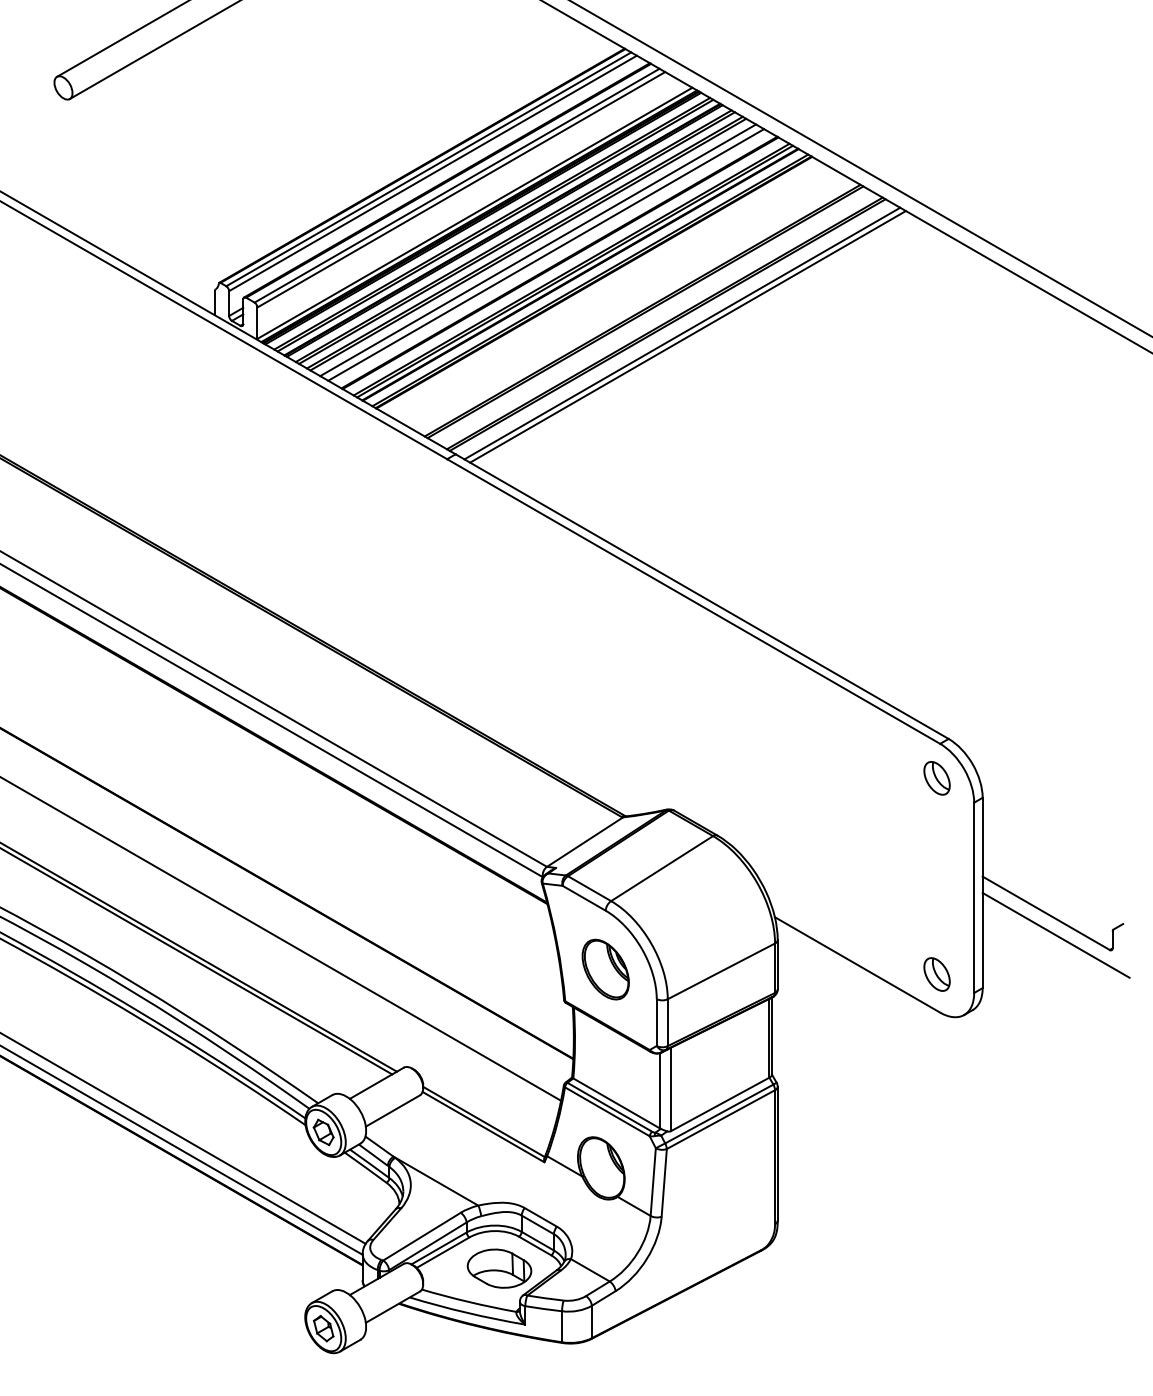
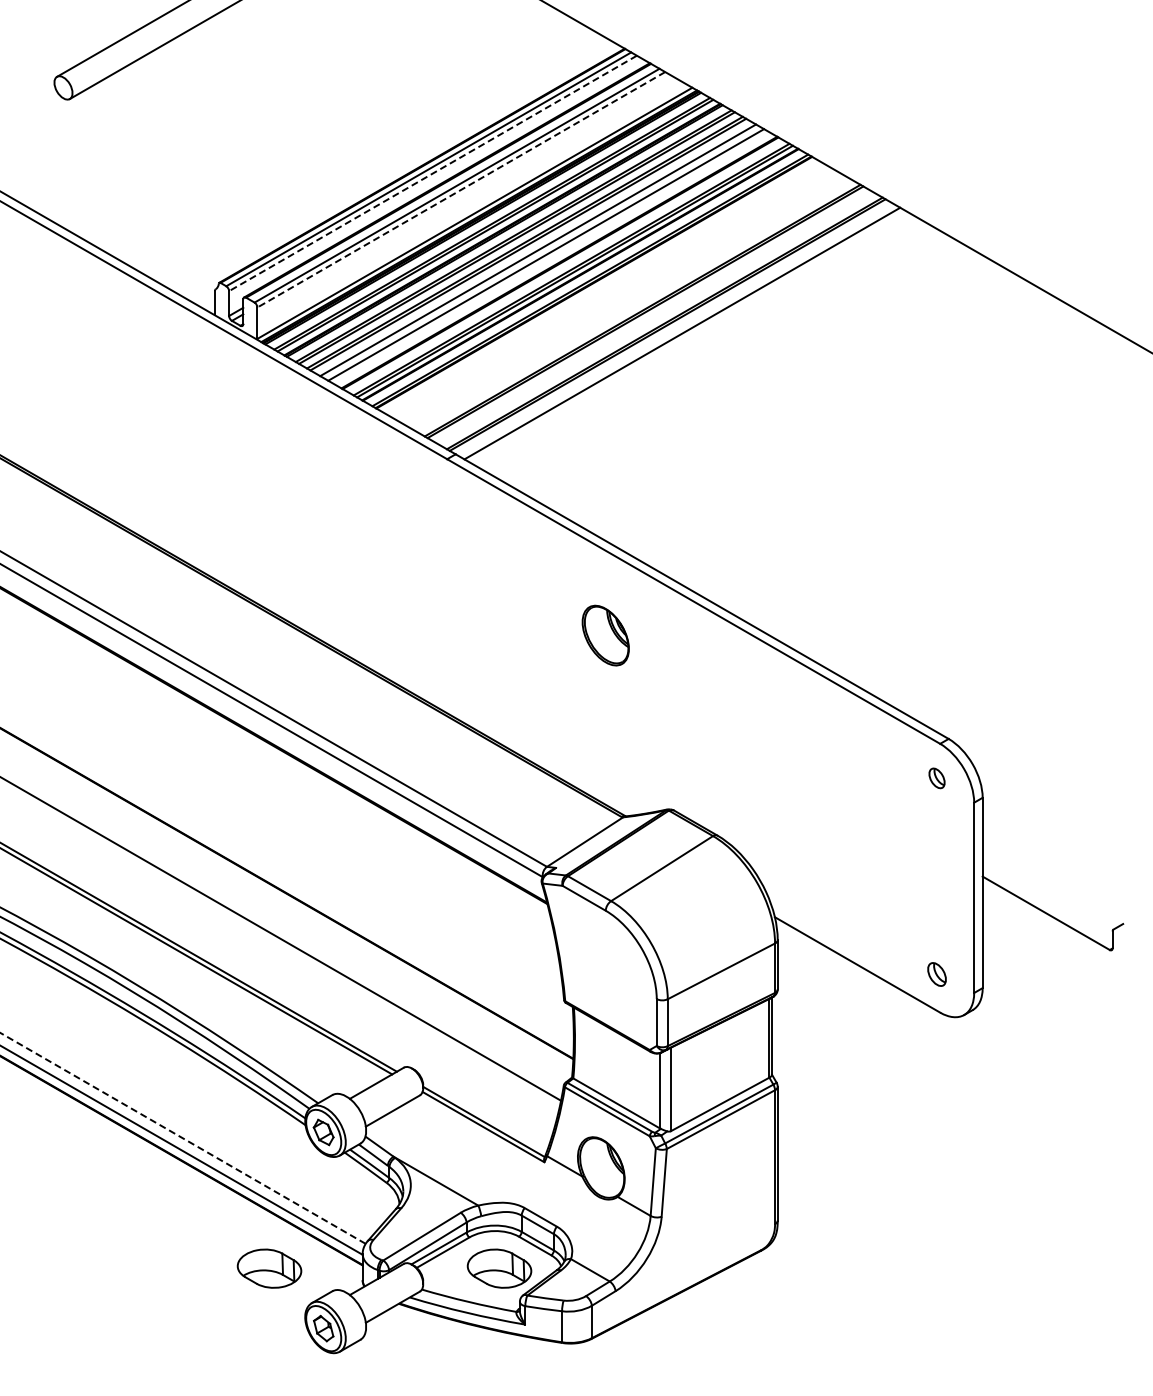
line: present -> none (860, 168)
line: solid -> dashed (432, 173)
line: solid -> dashed (460, 190)
line: present -> none (687, 336)
part size: 28x35 px -> 18x23 px (936, 778)
line: present -> none (1055, 934)
part position: (605, 969) -> (605, 635) (605, 635)
part size: 28x35 px -> 20x25 px (936, 974)
line: solid -> dashed (183, 1138)
part: none -> present (269, 1268)
